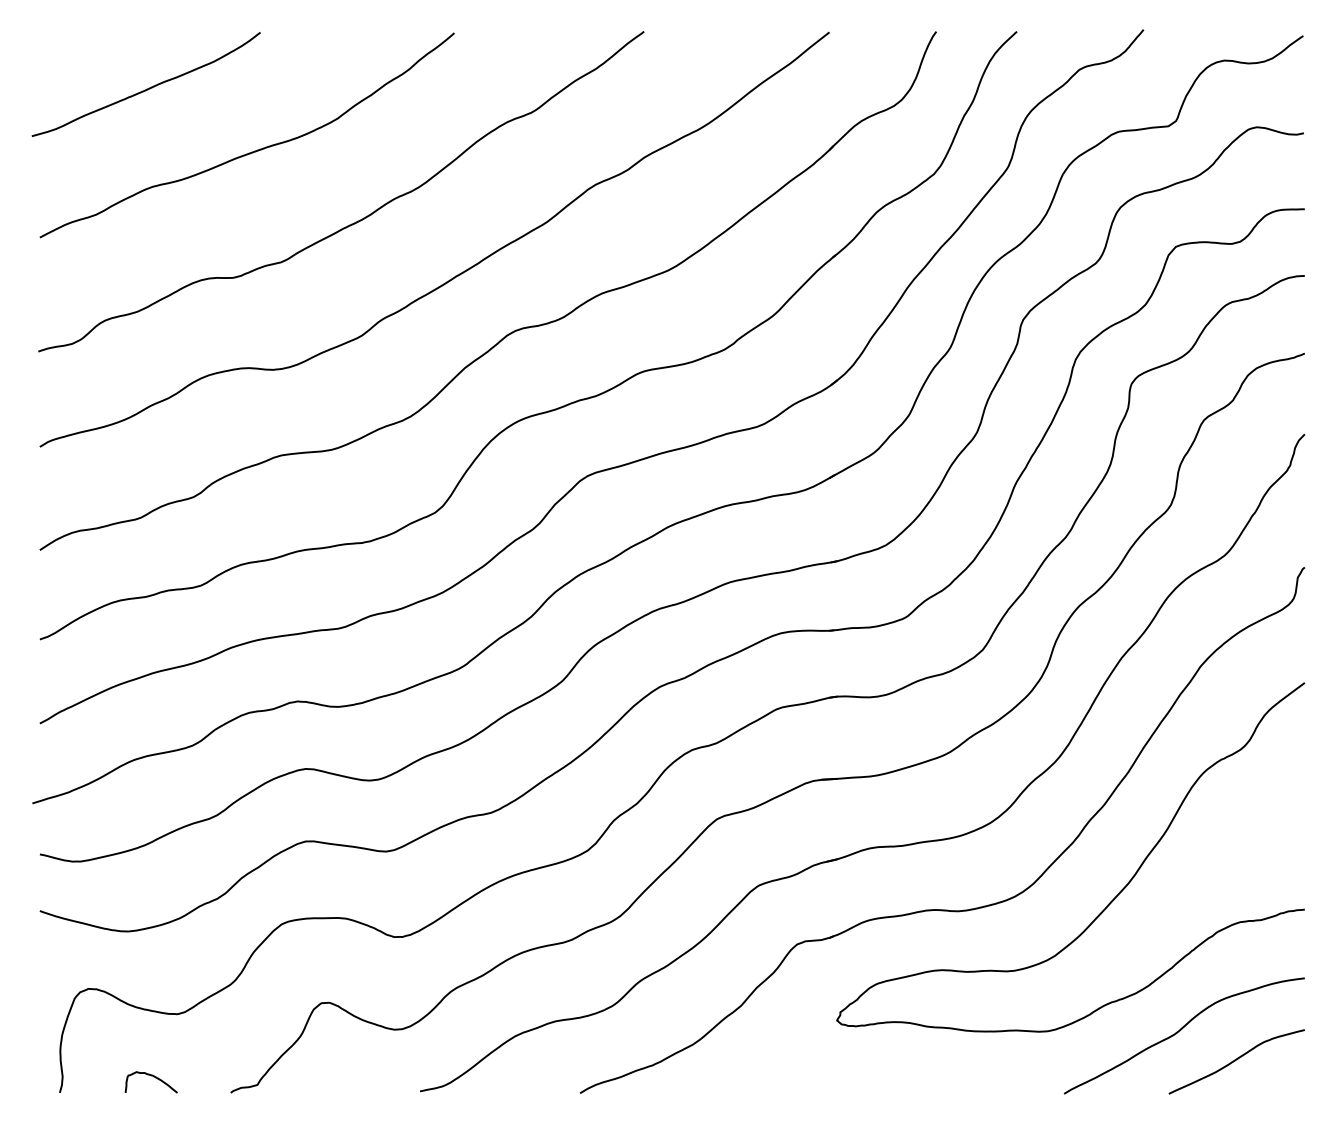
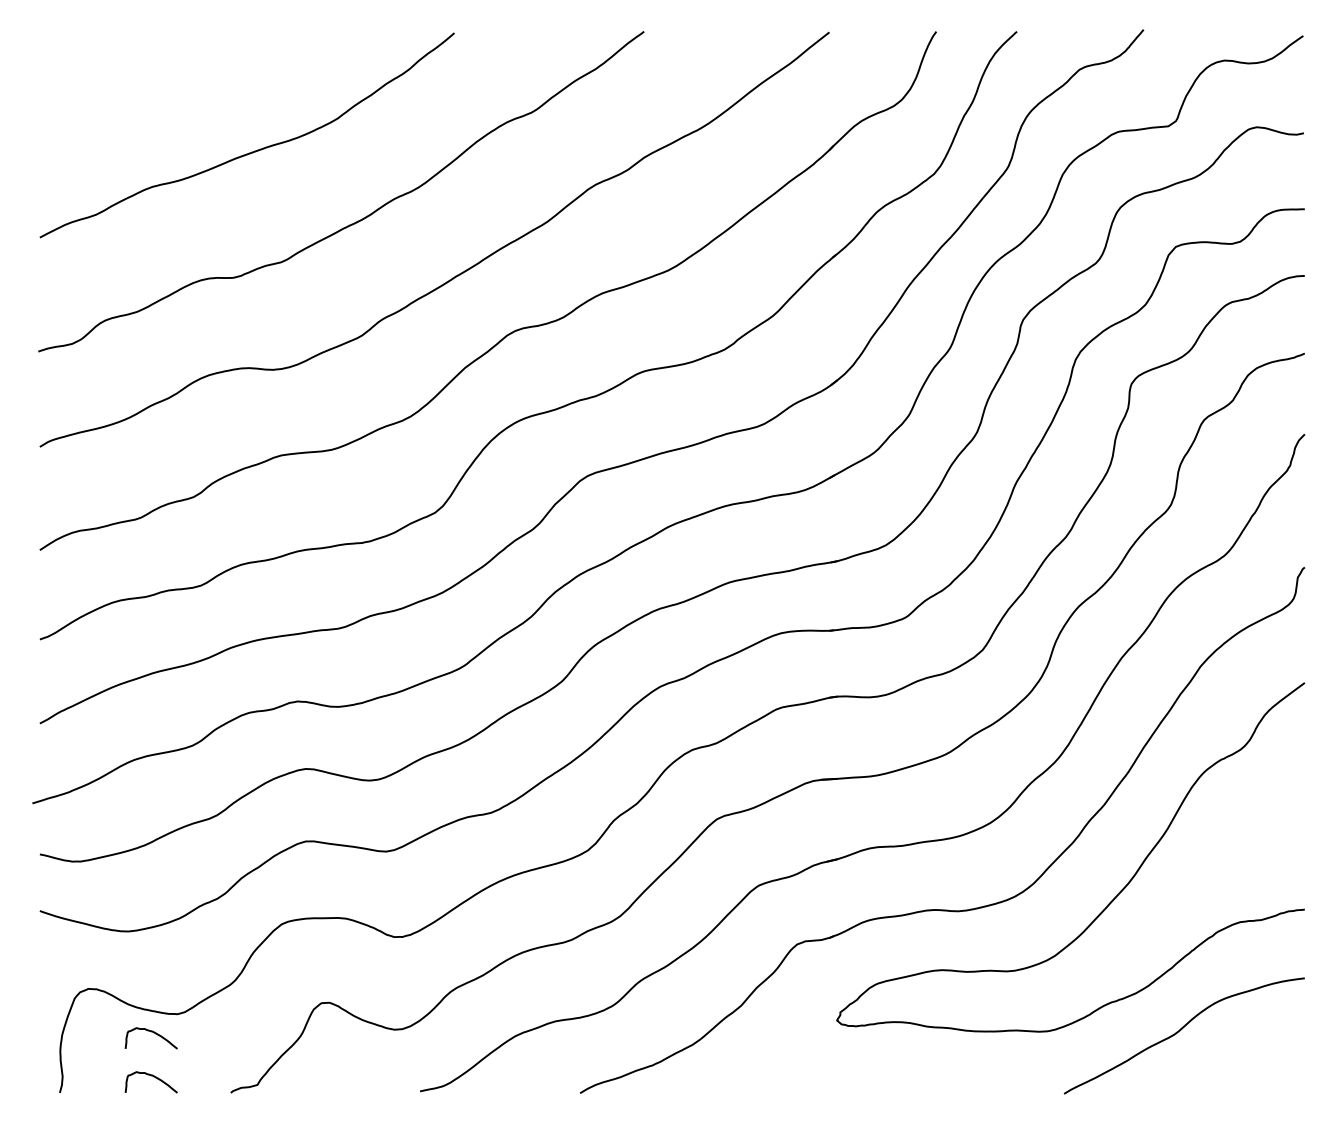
curve: present -> none (147, 88)
curve: none -> present (153, 1033)
curve: present -> none (1236, 1060)
